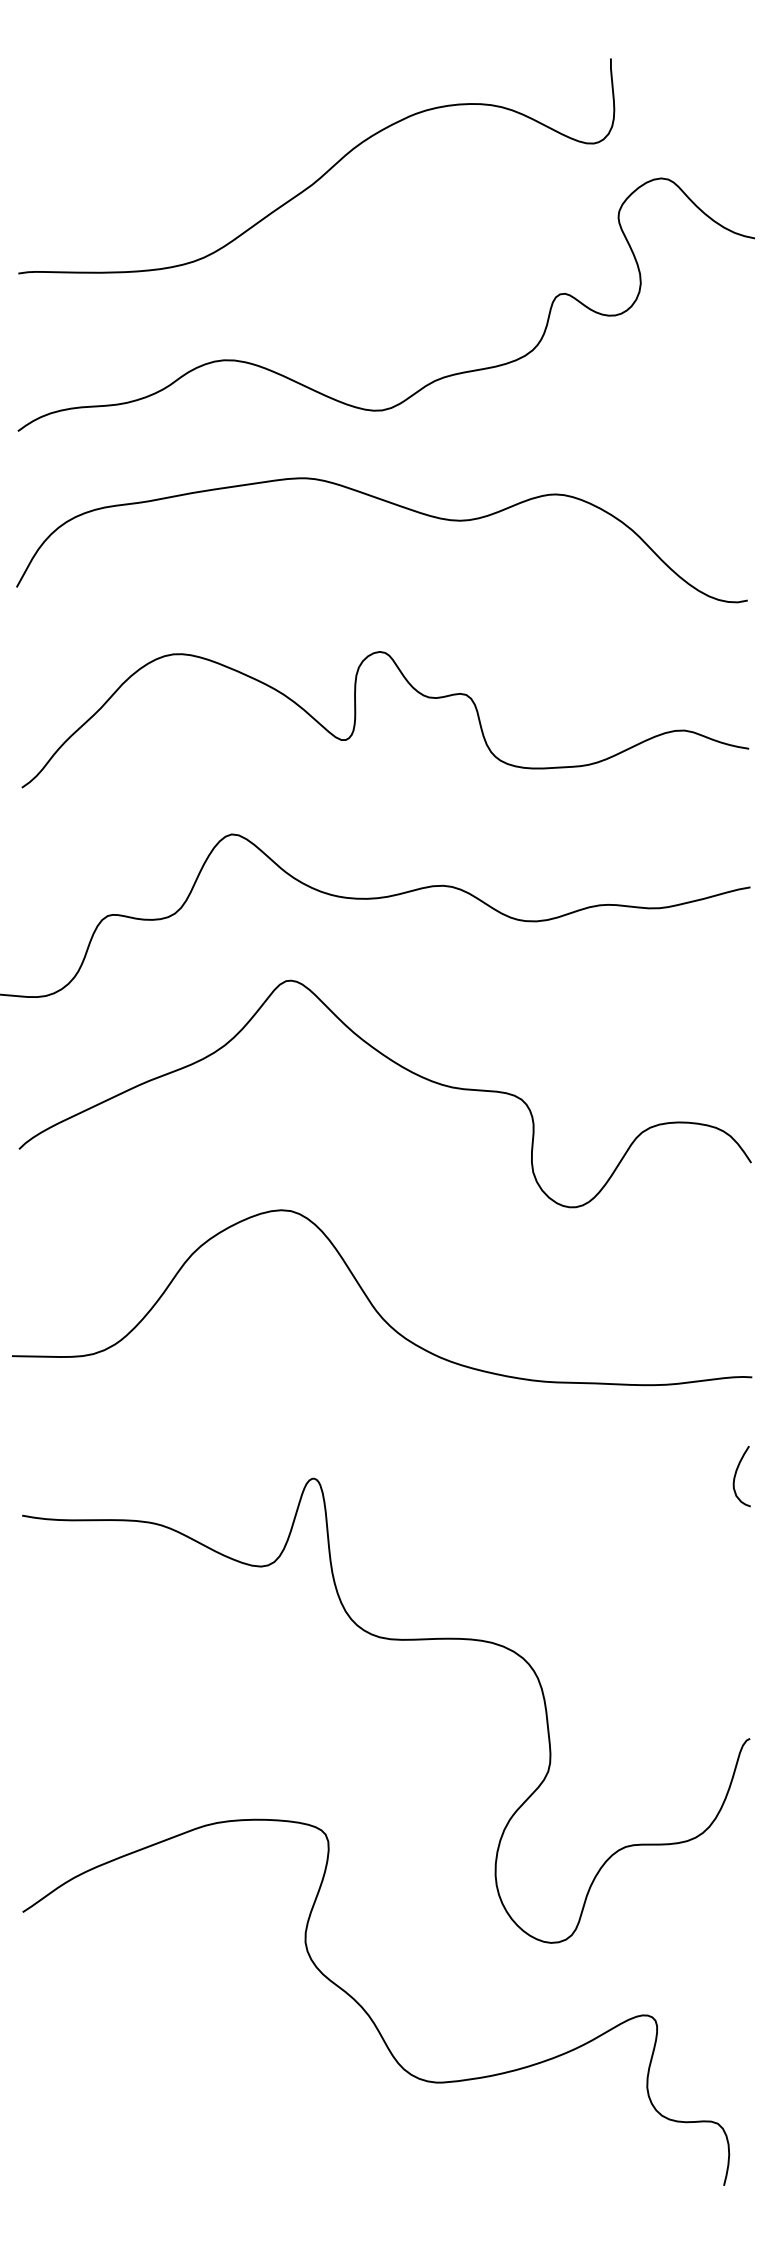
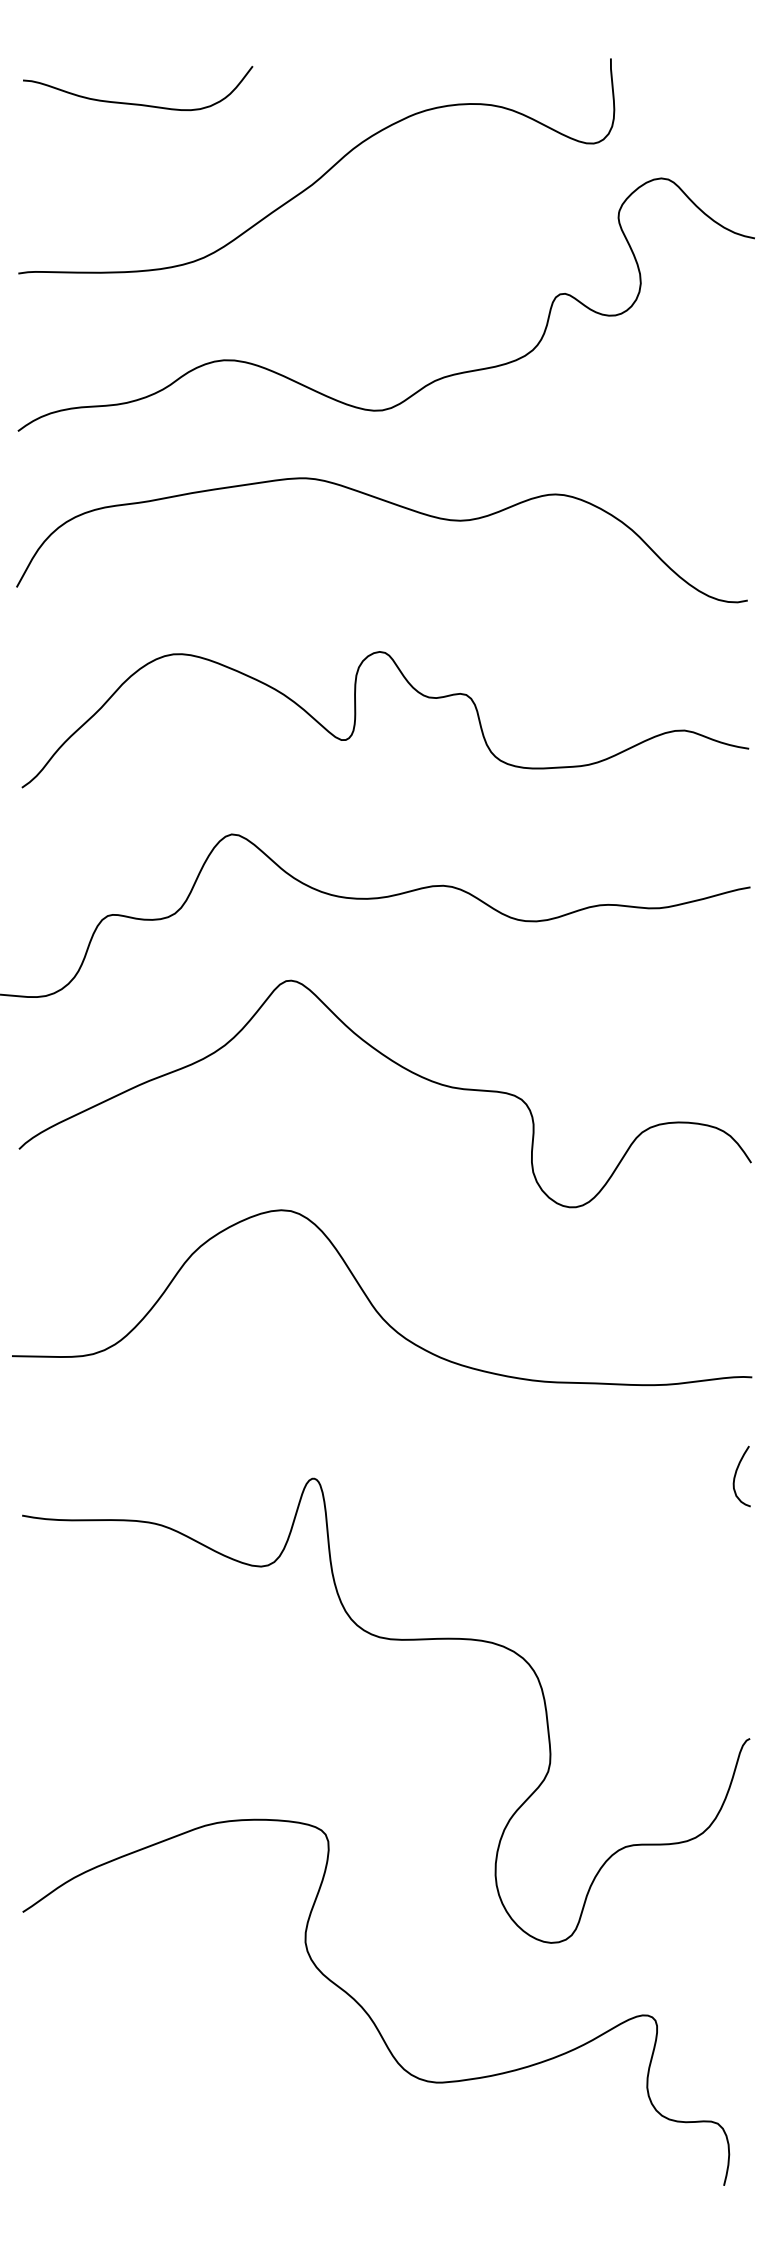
curve: none -> present (138, 103)
